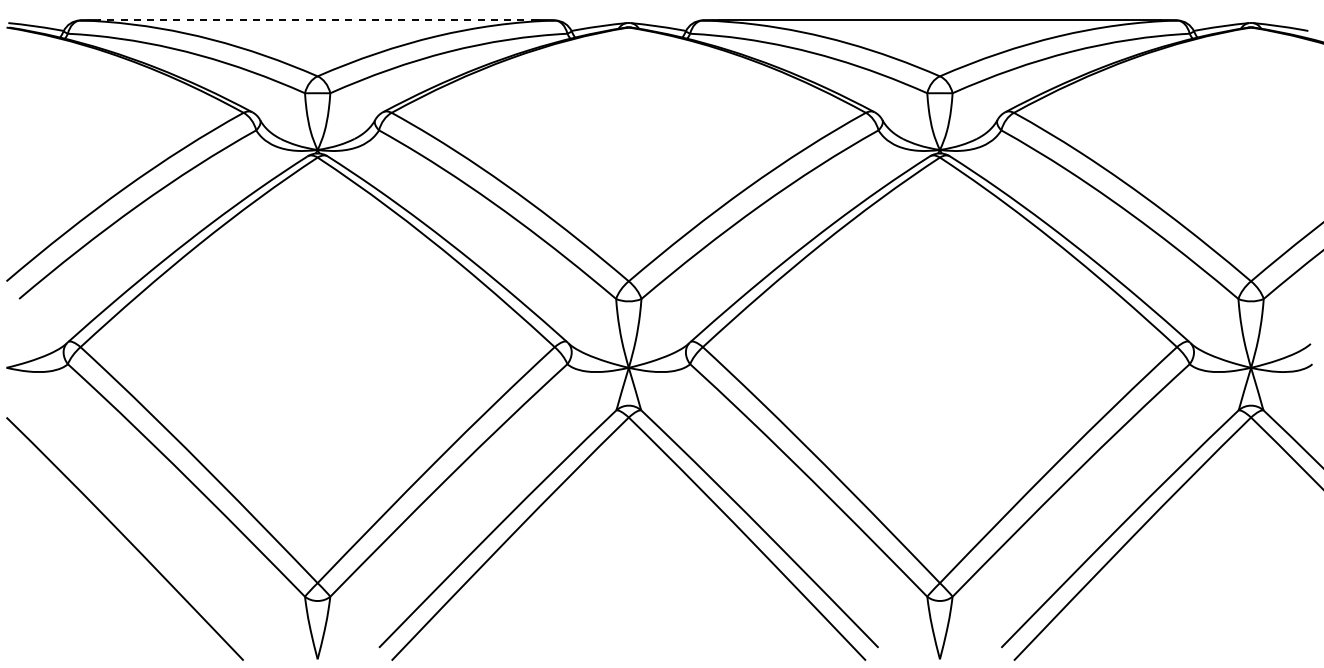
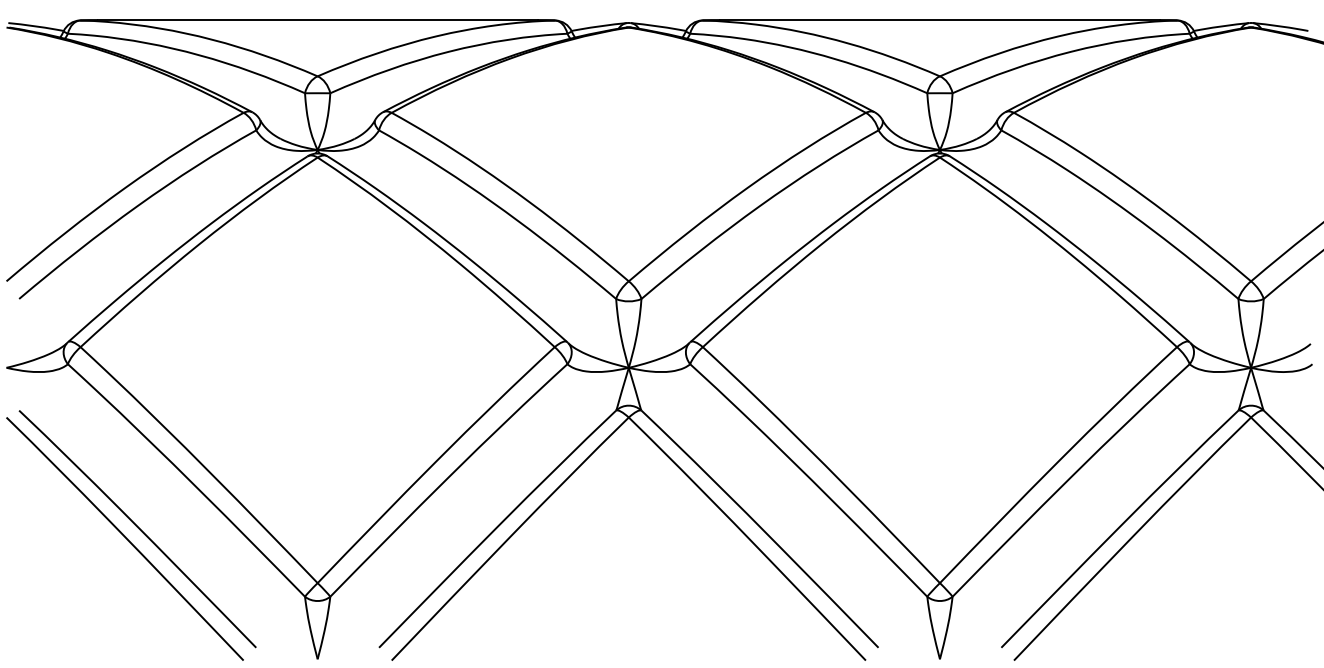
line: dashed -> solid (317, 20)
curve: none -> present (137, 528)
